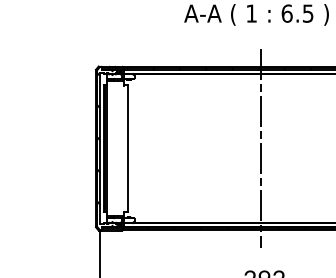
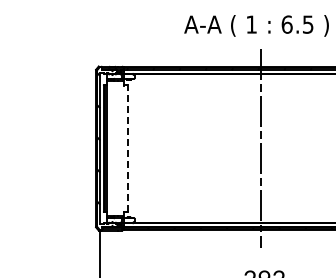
text position: (256, 14) -> (256, 25) (256, 25)
line: solid -> dashed (127, 148)
